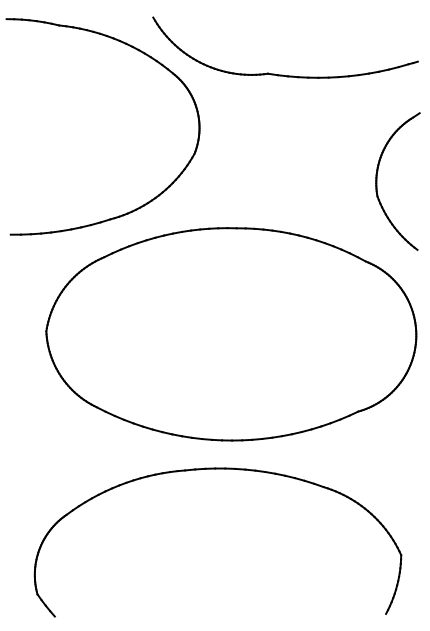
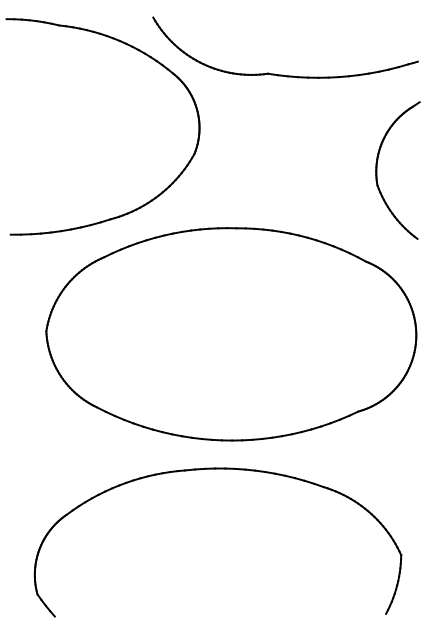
part position: (377, 181) -> (377, 170) (377, 170)
